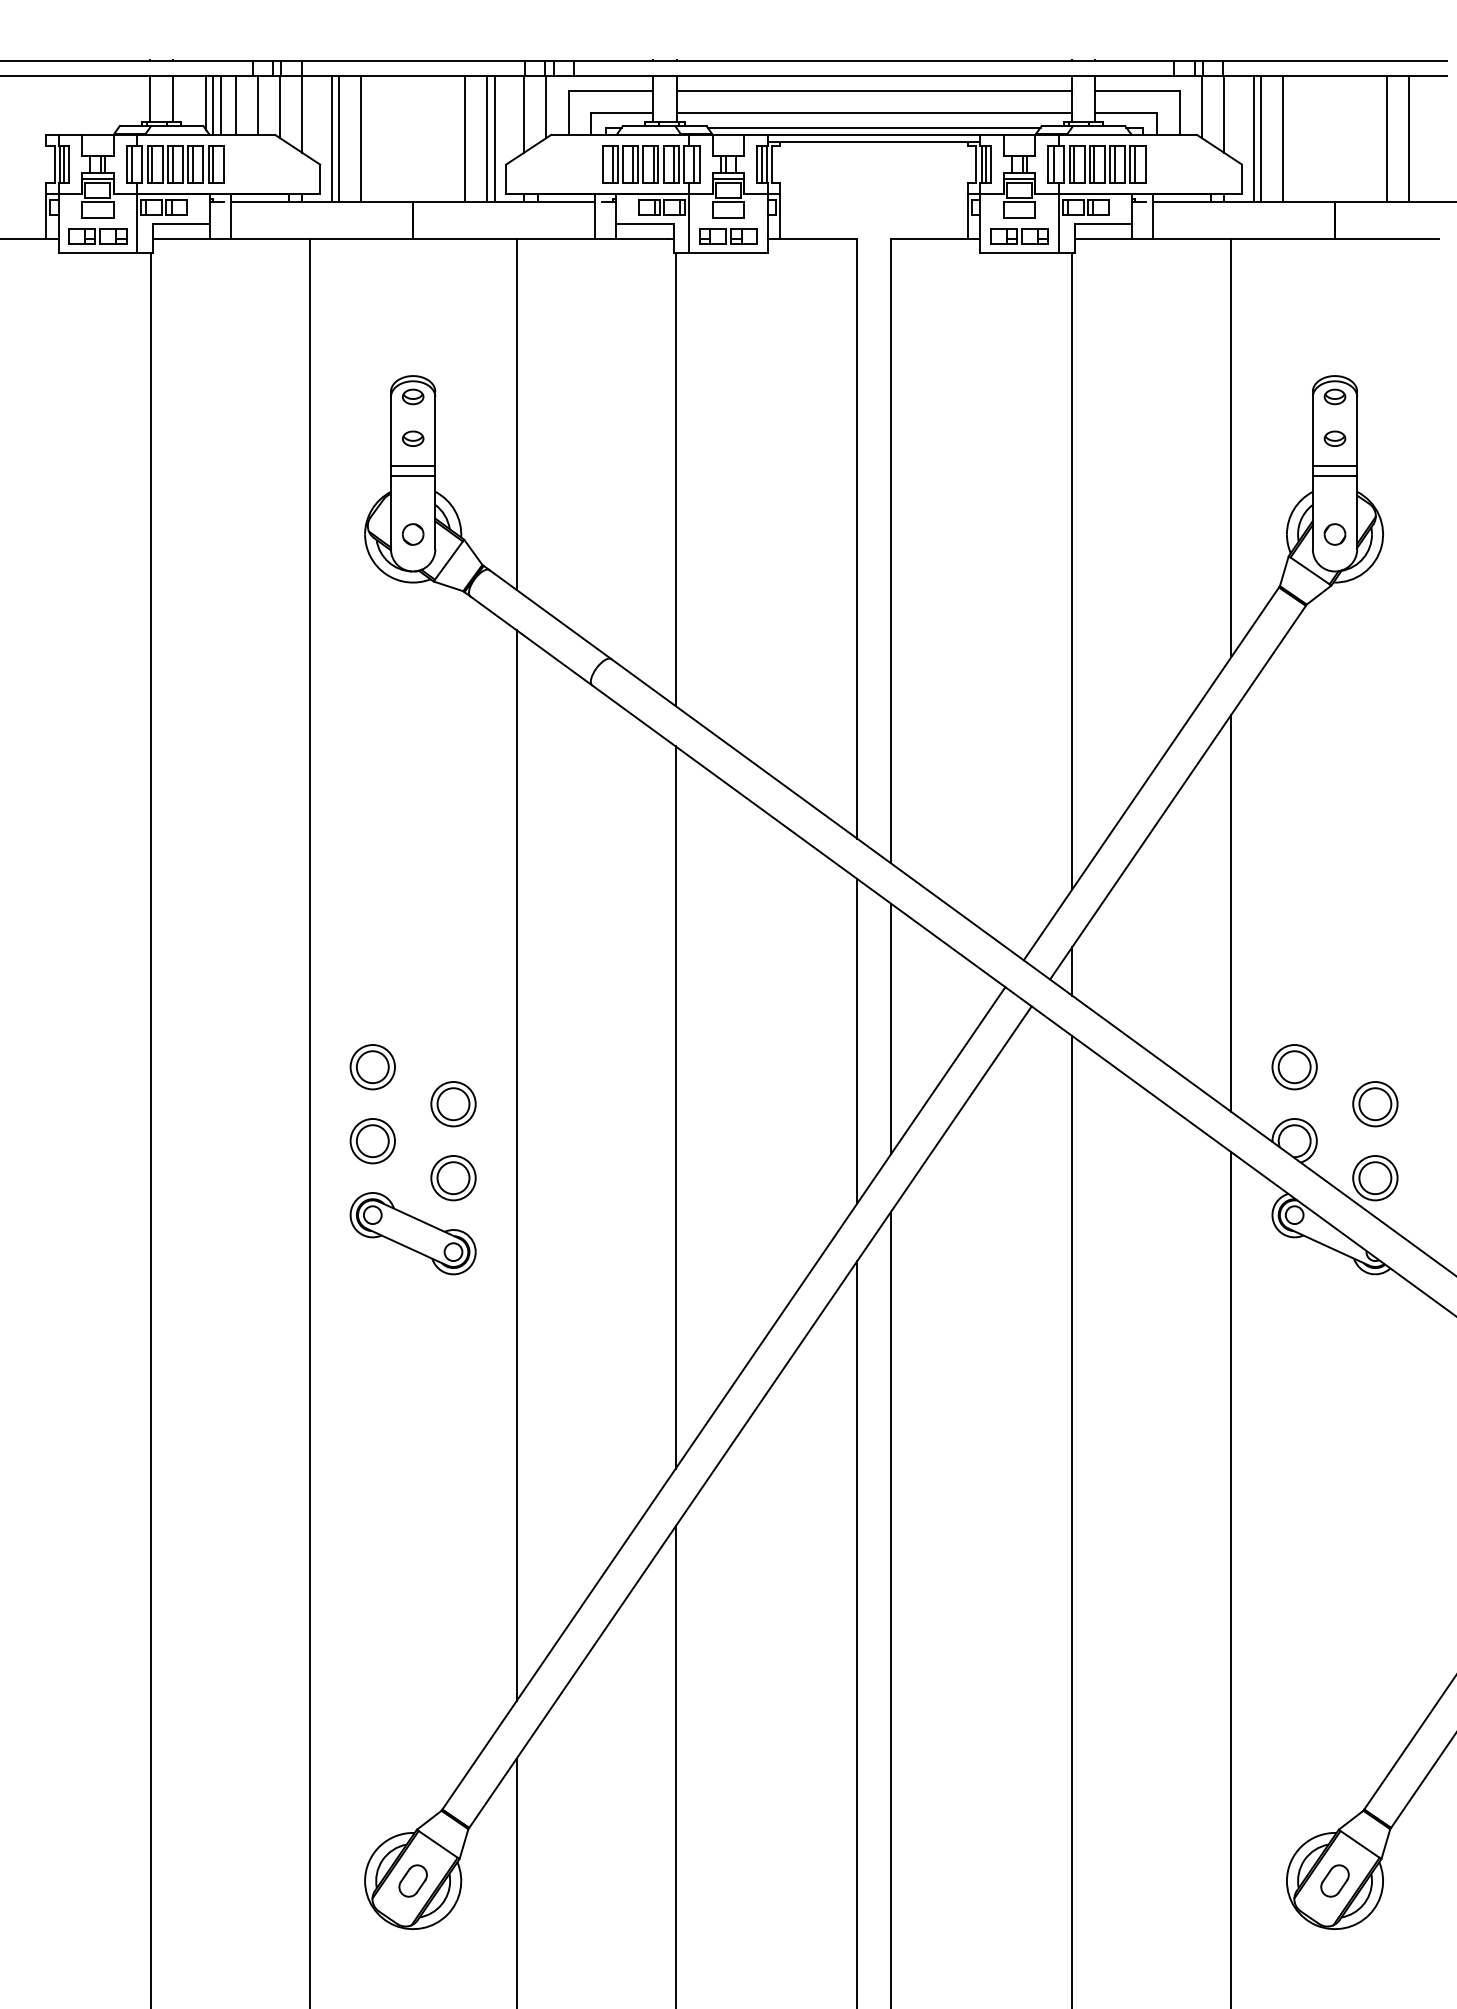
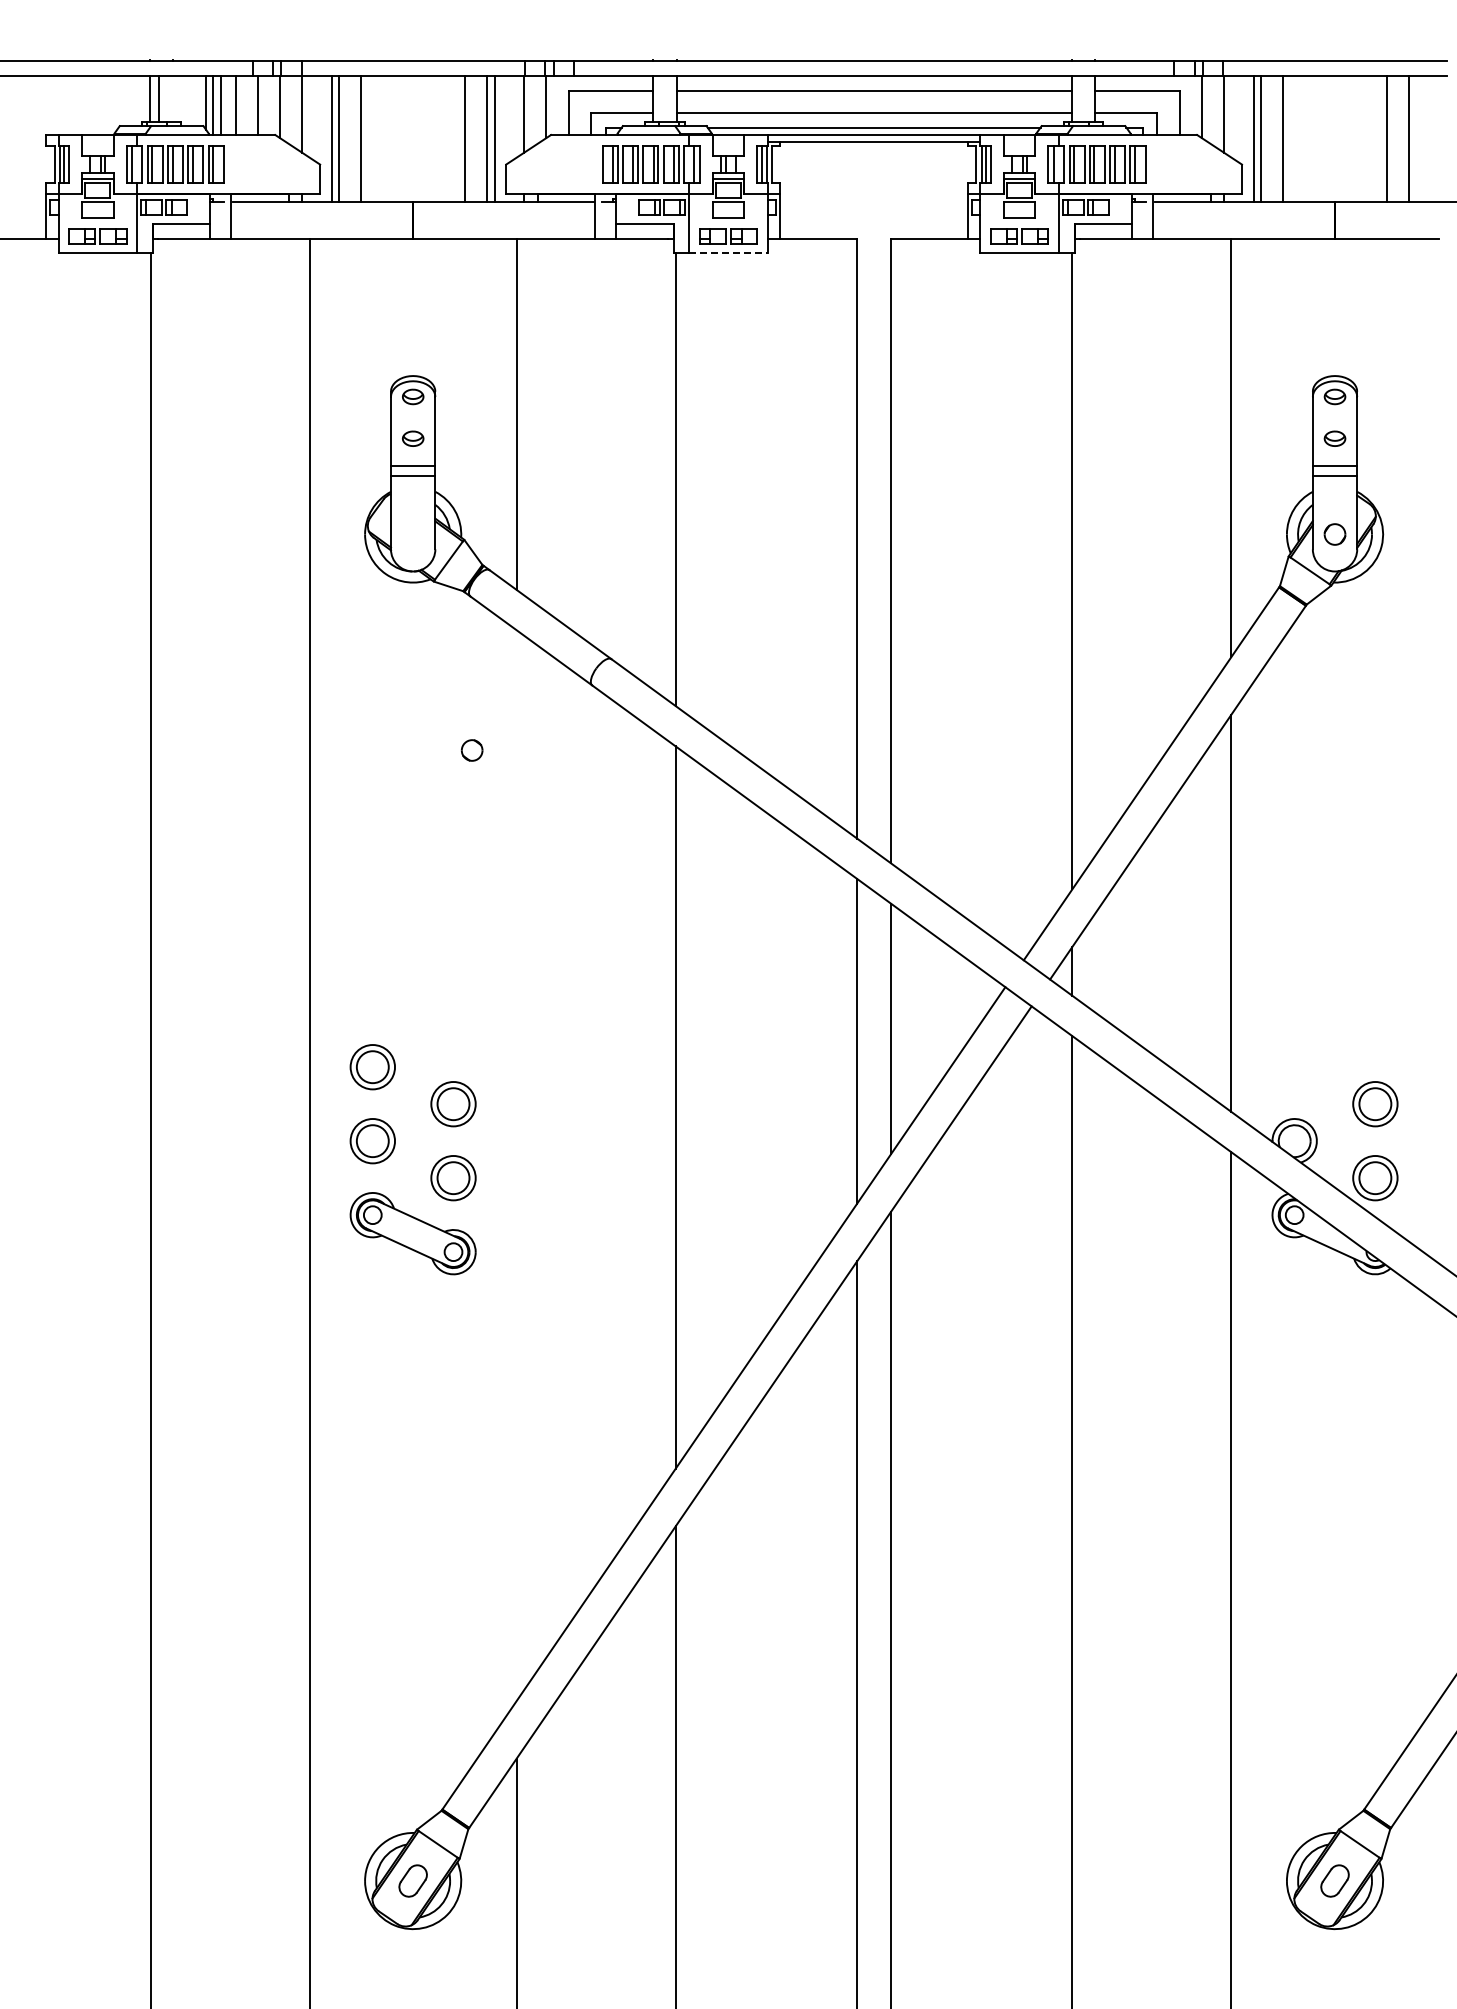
line position: (173, 98) -> (159, 98) (159, 98)
line: solid -> dashed (729, 253)
part position: (412, 534) -> (471, 750) (471, 750)
part: present -> none (1294, 1067)
line: present -> none (516, 1165)
